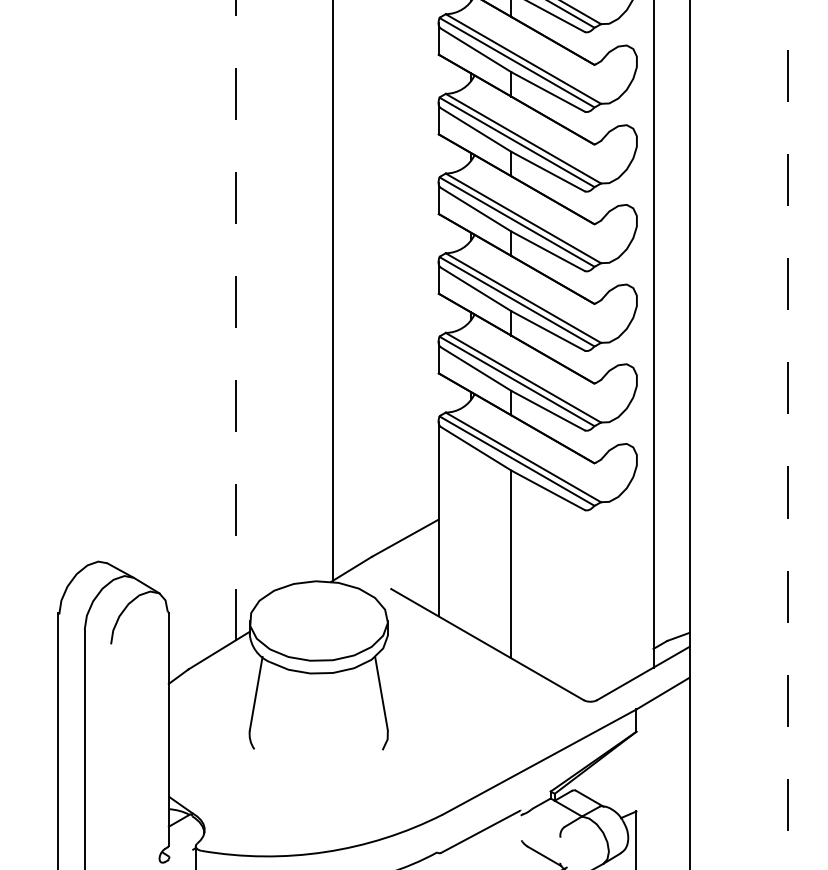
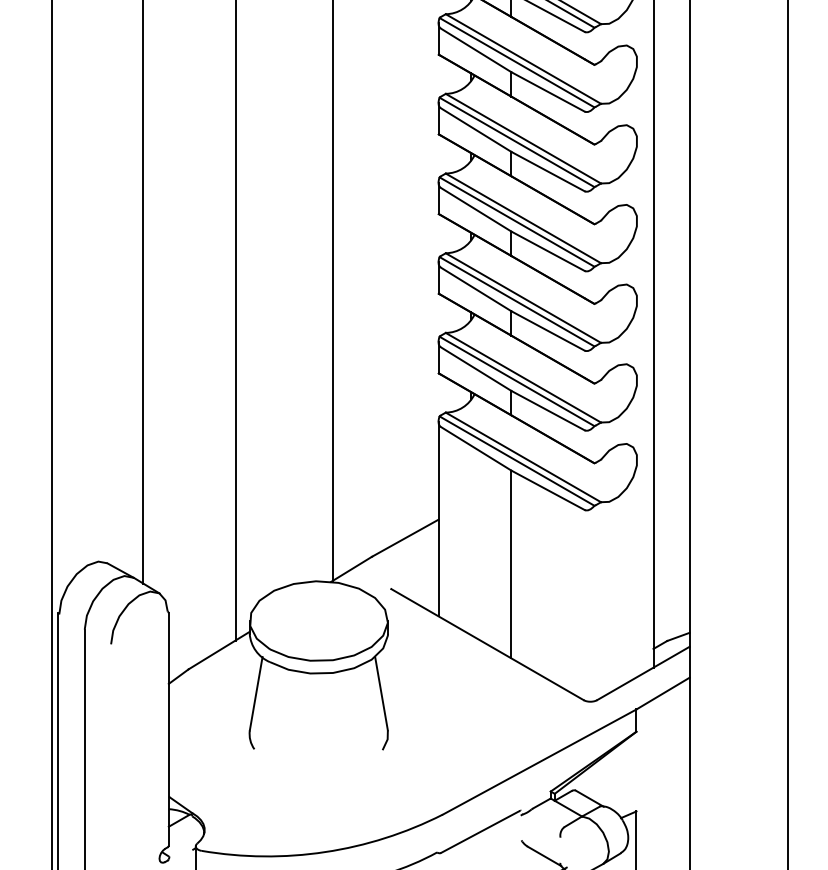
line: none -> present (143, 292)
line: dashed -> solid (235, 320)
line: none -> present (51, 434)
line: dashed -> solid (787, 434)
